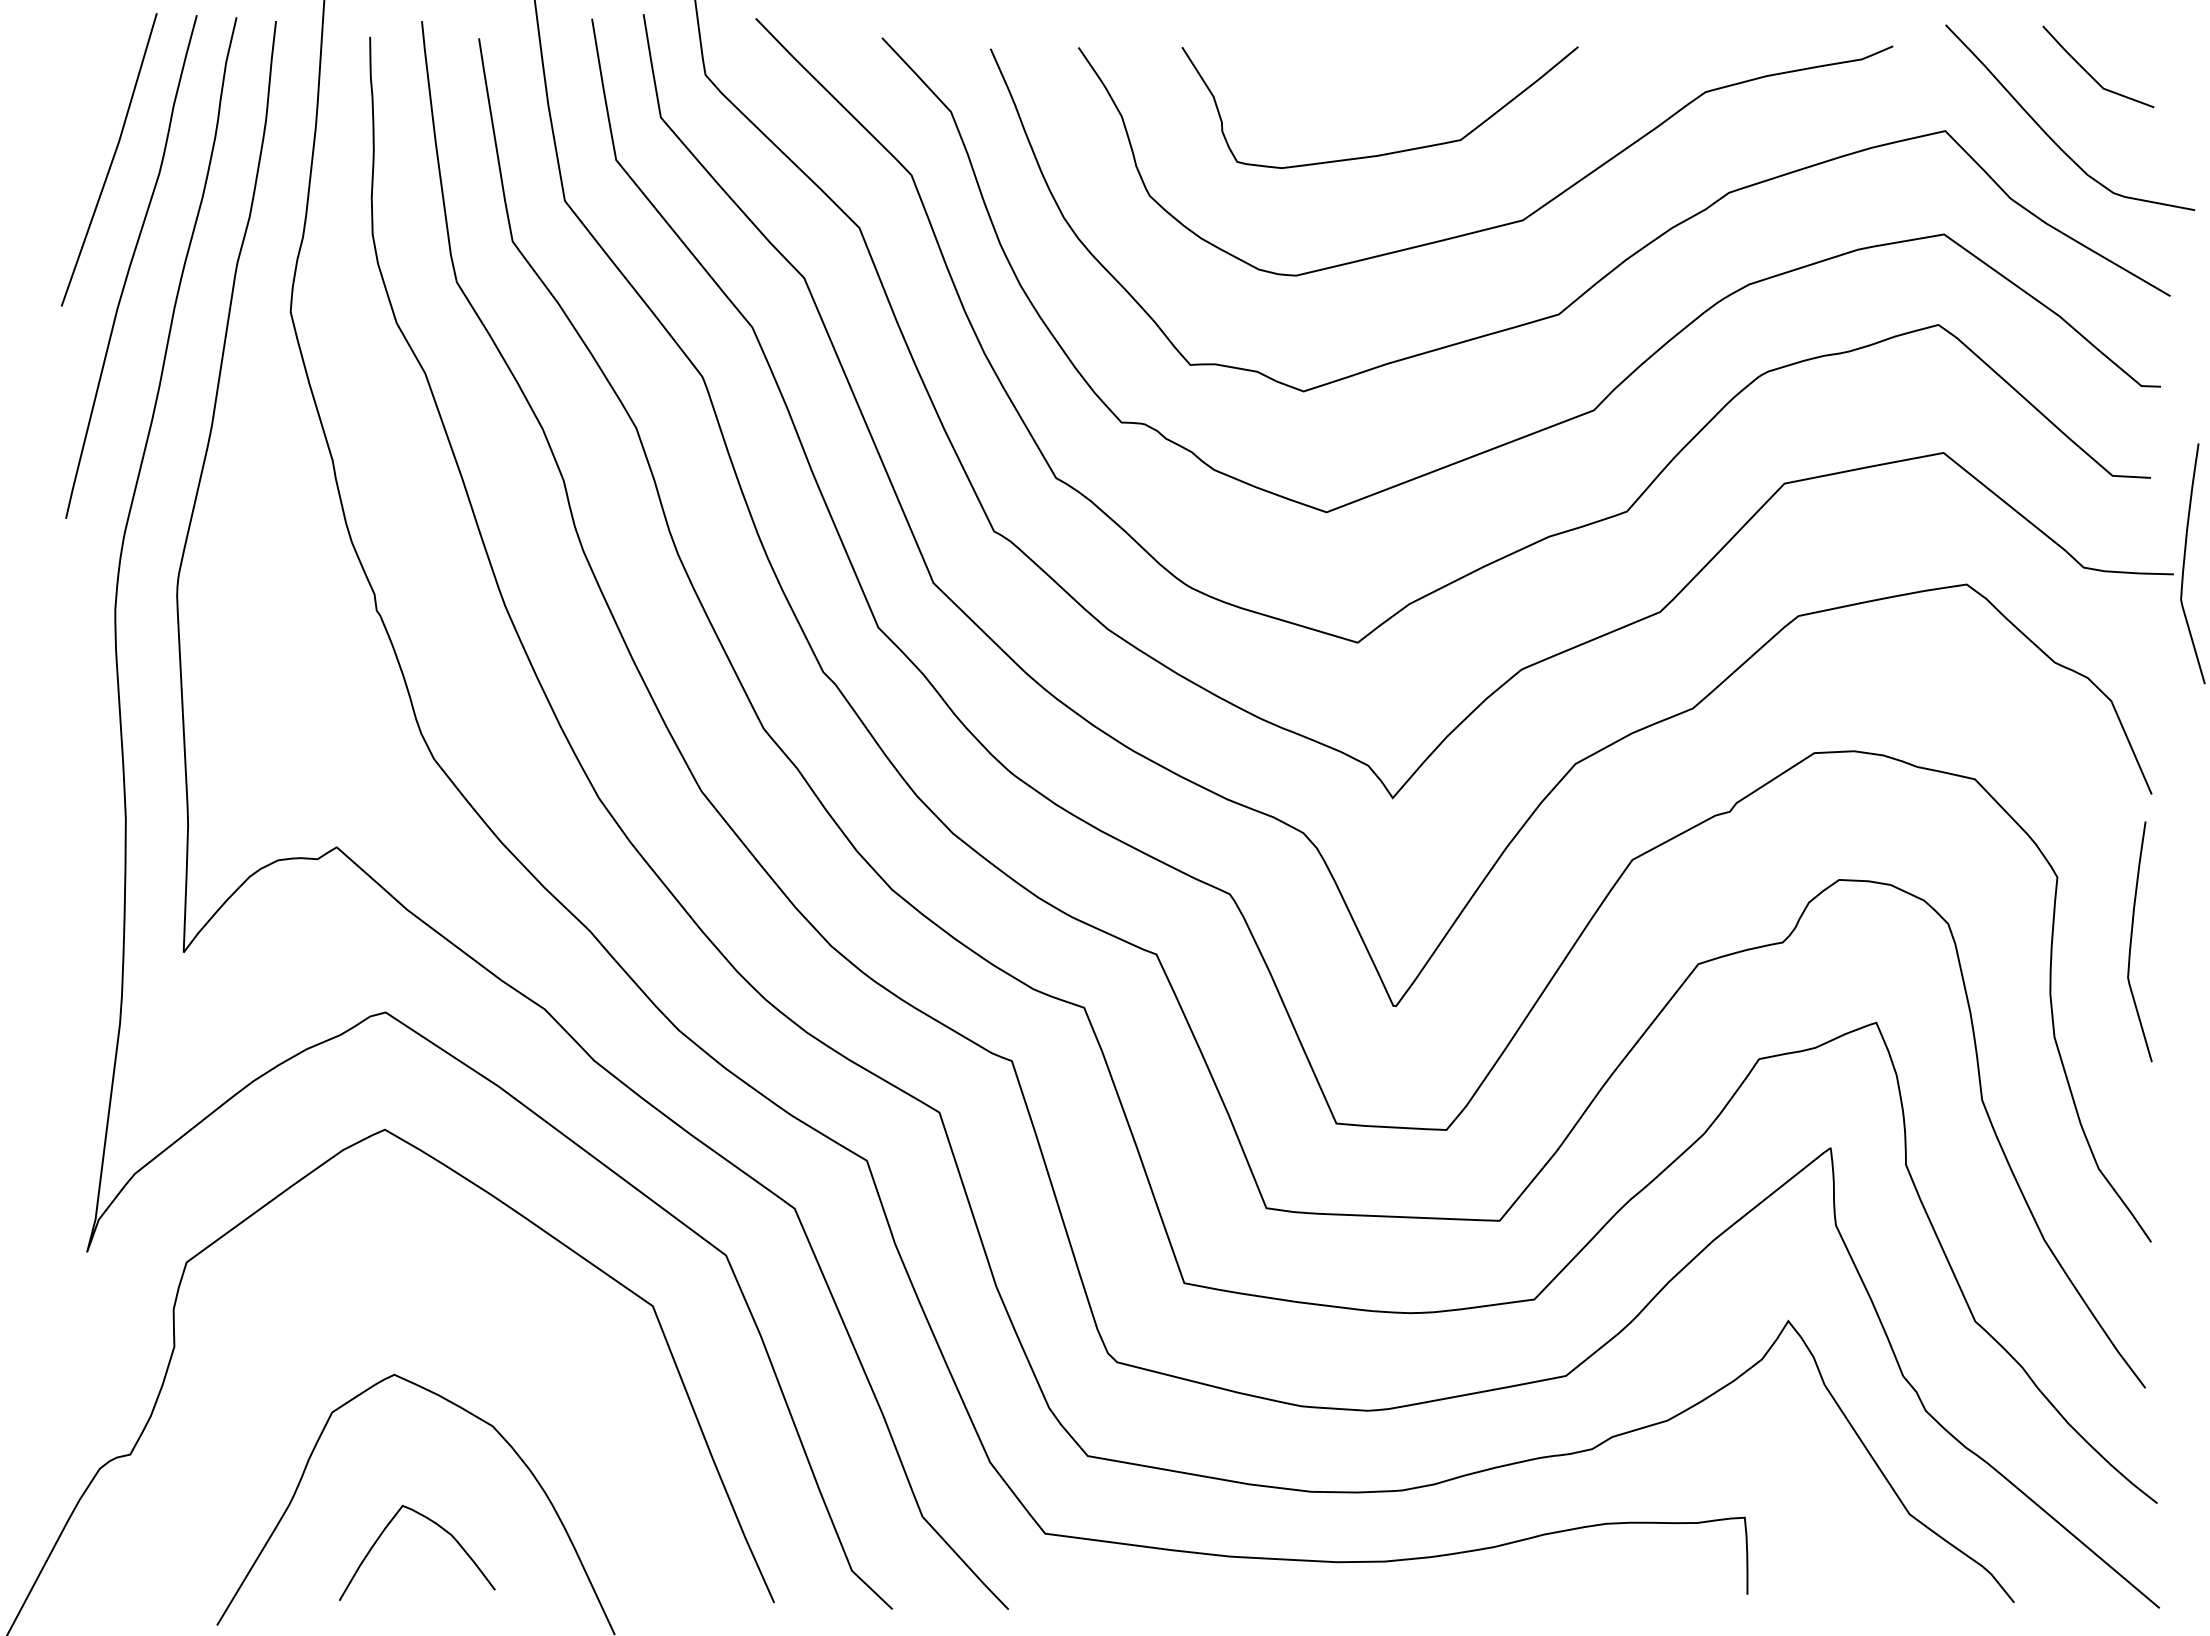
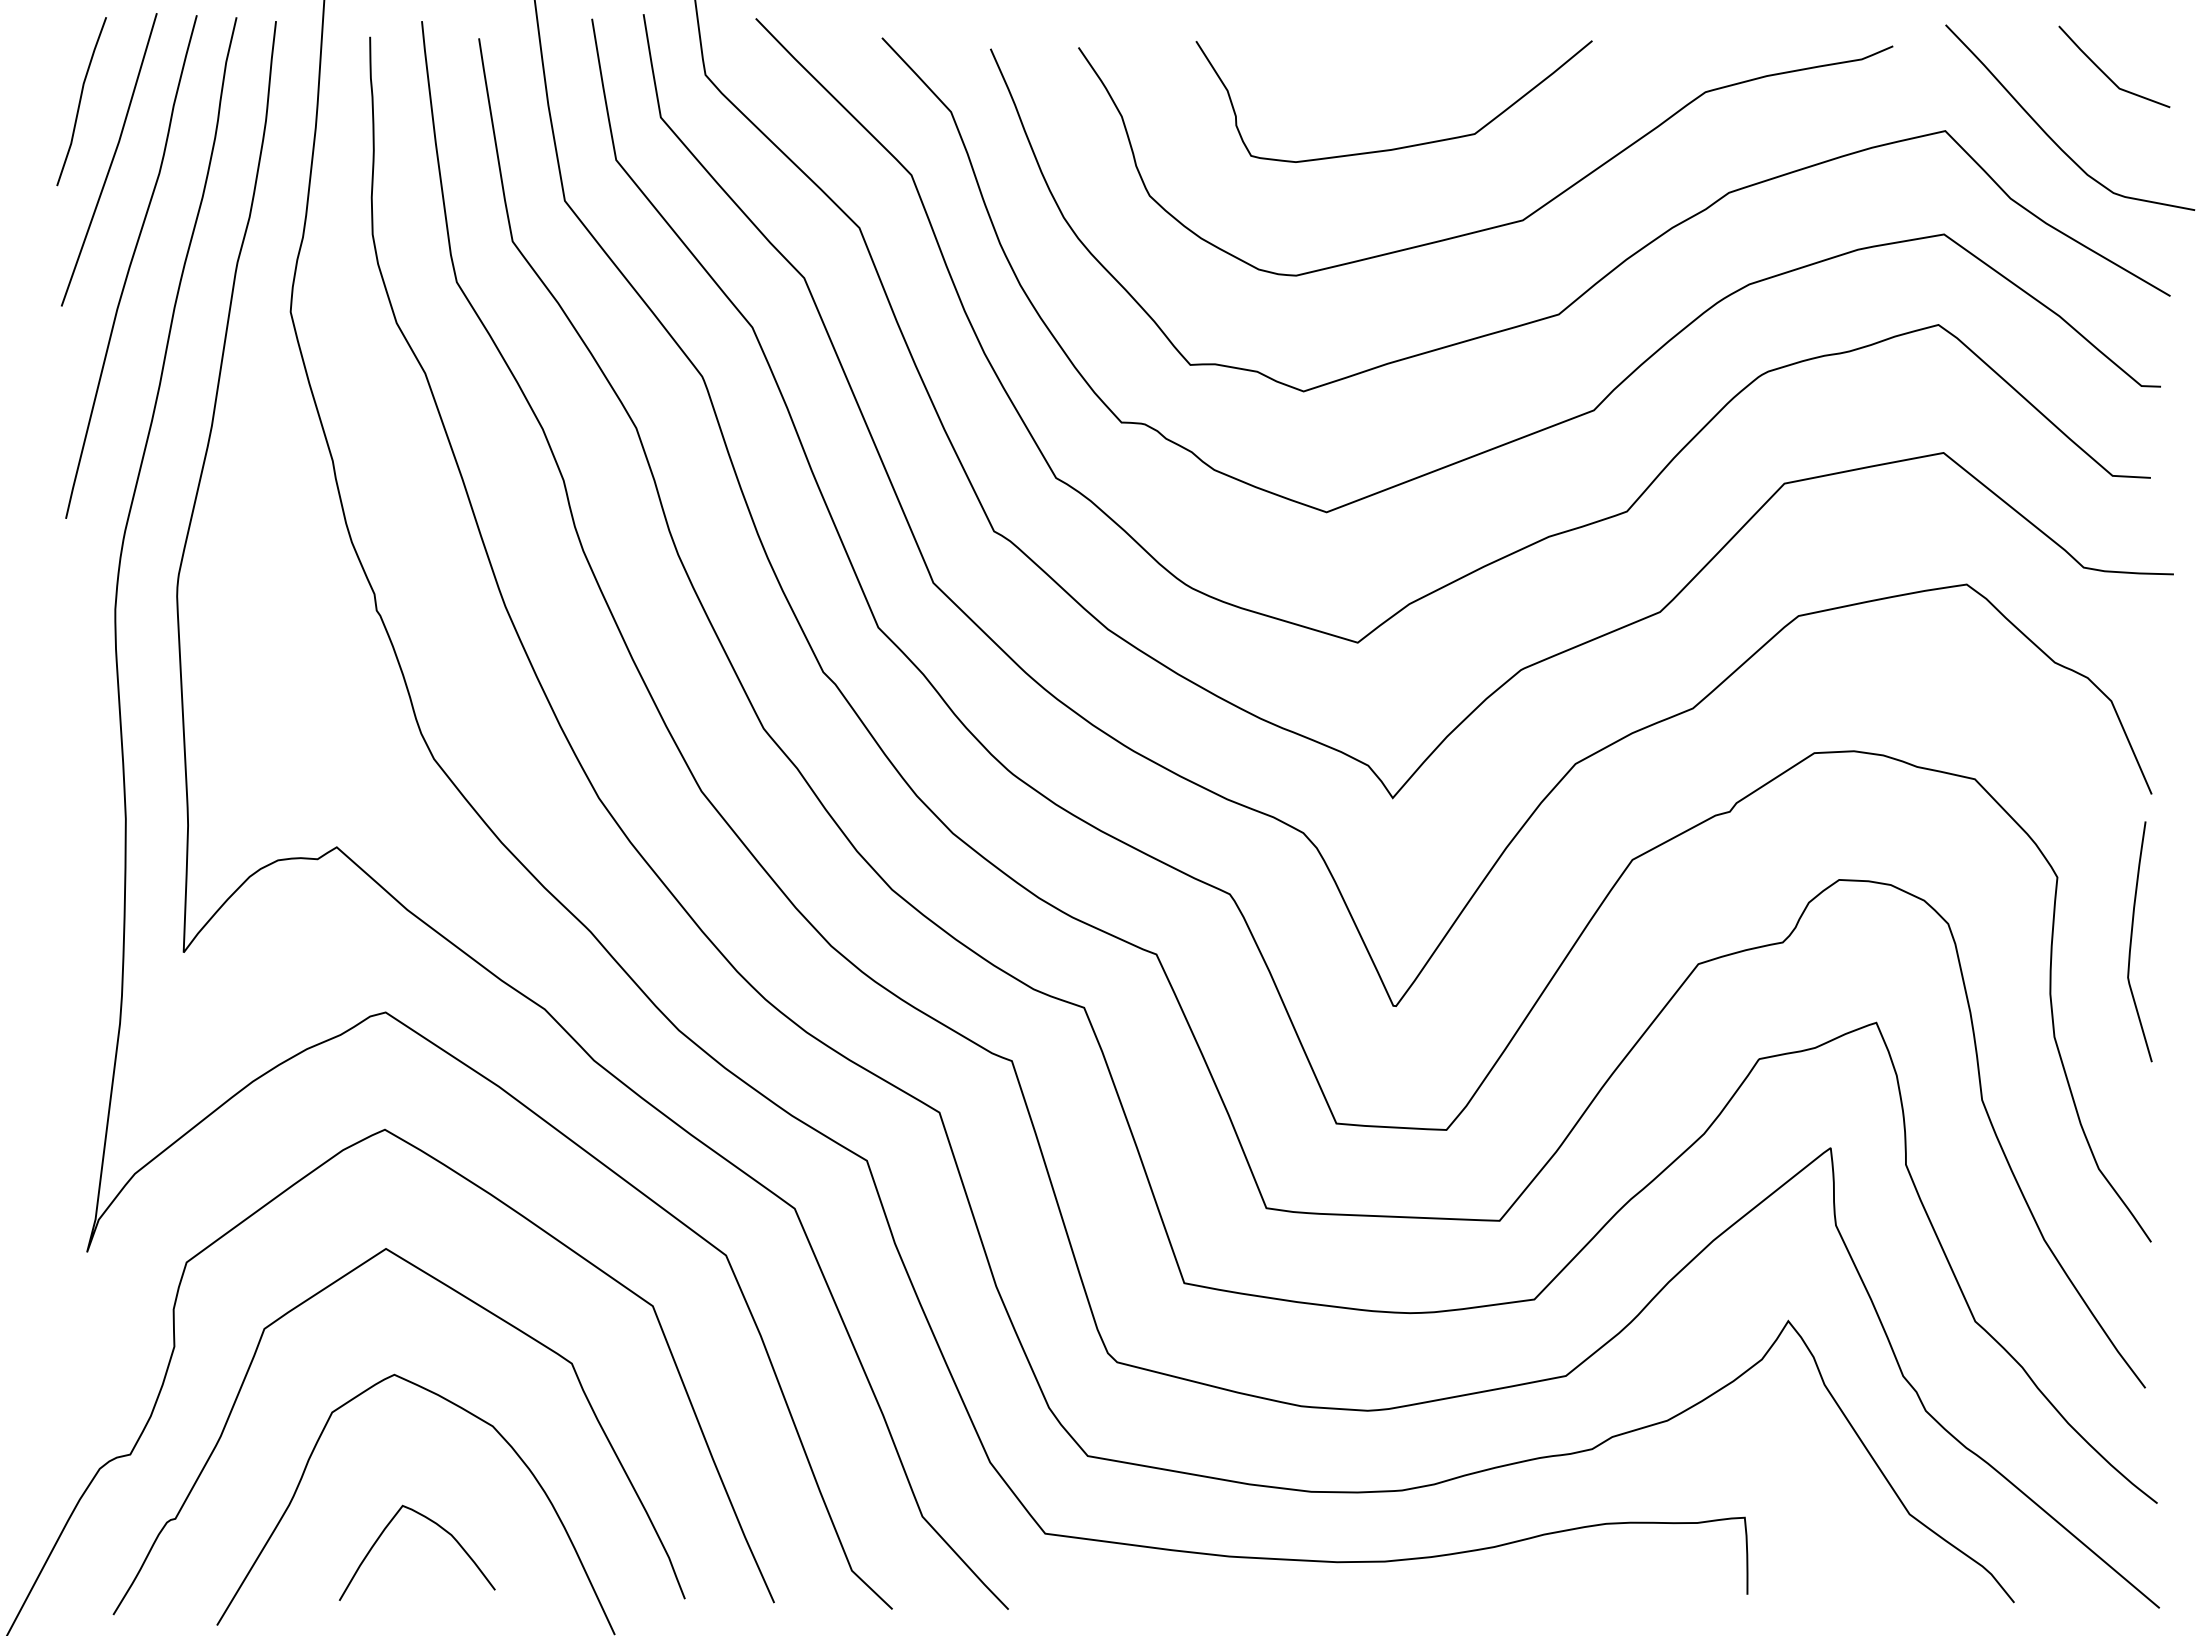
line position: (2090, 74) -> (2106, 74) (2106, 74)
curve: none -> present (81, 100)
curve position: (1388, 152) -> (1402, 146) (1402, 146)
curve: present -> none (2185, 560)
curve: none -> present (478, 1306)
